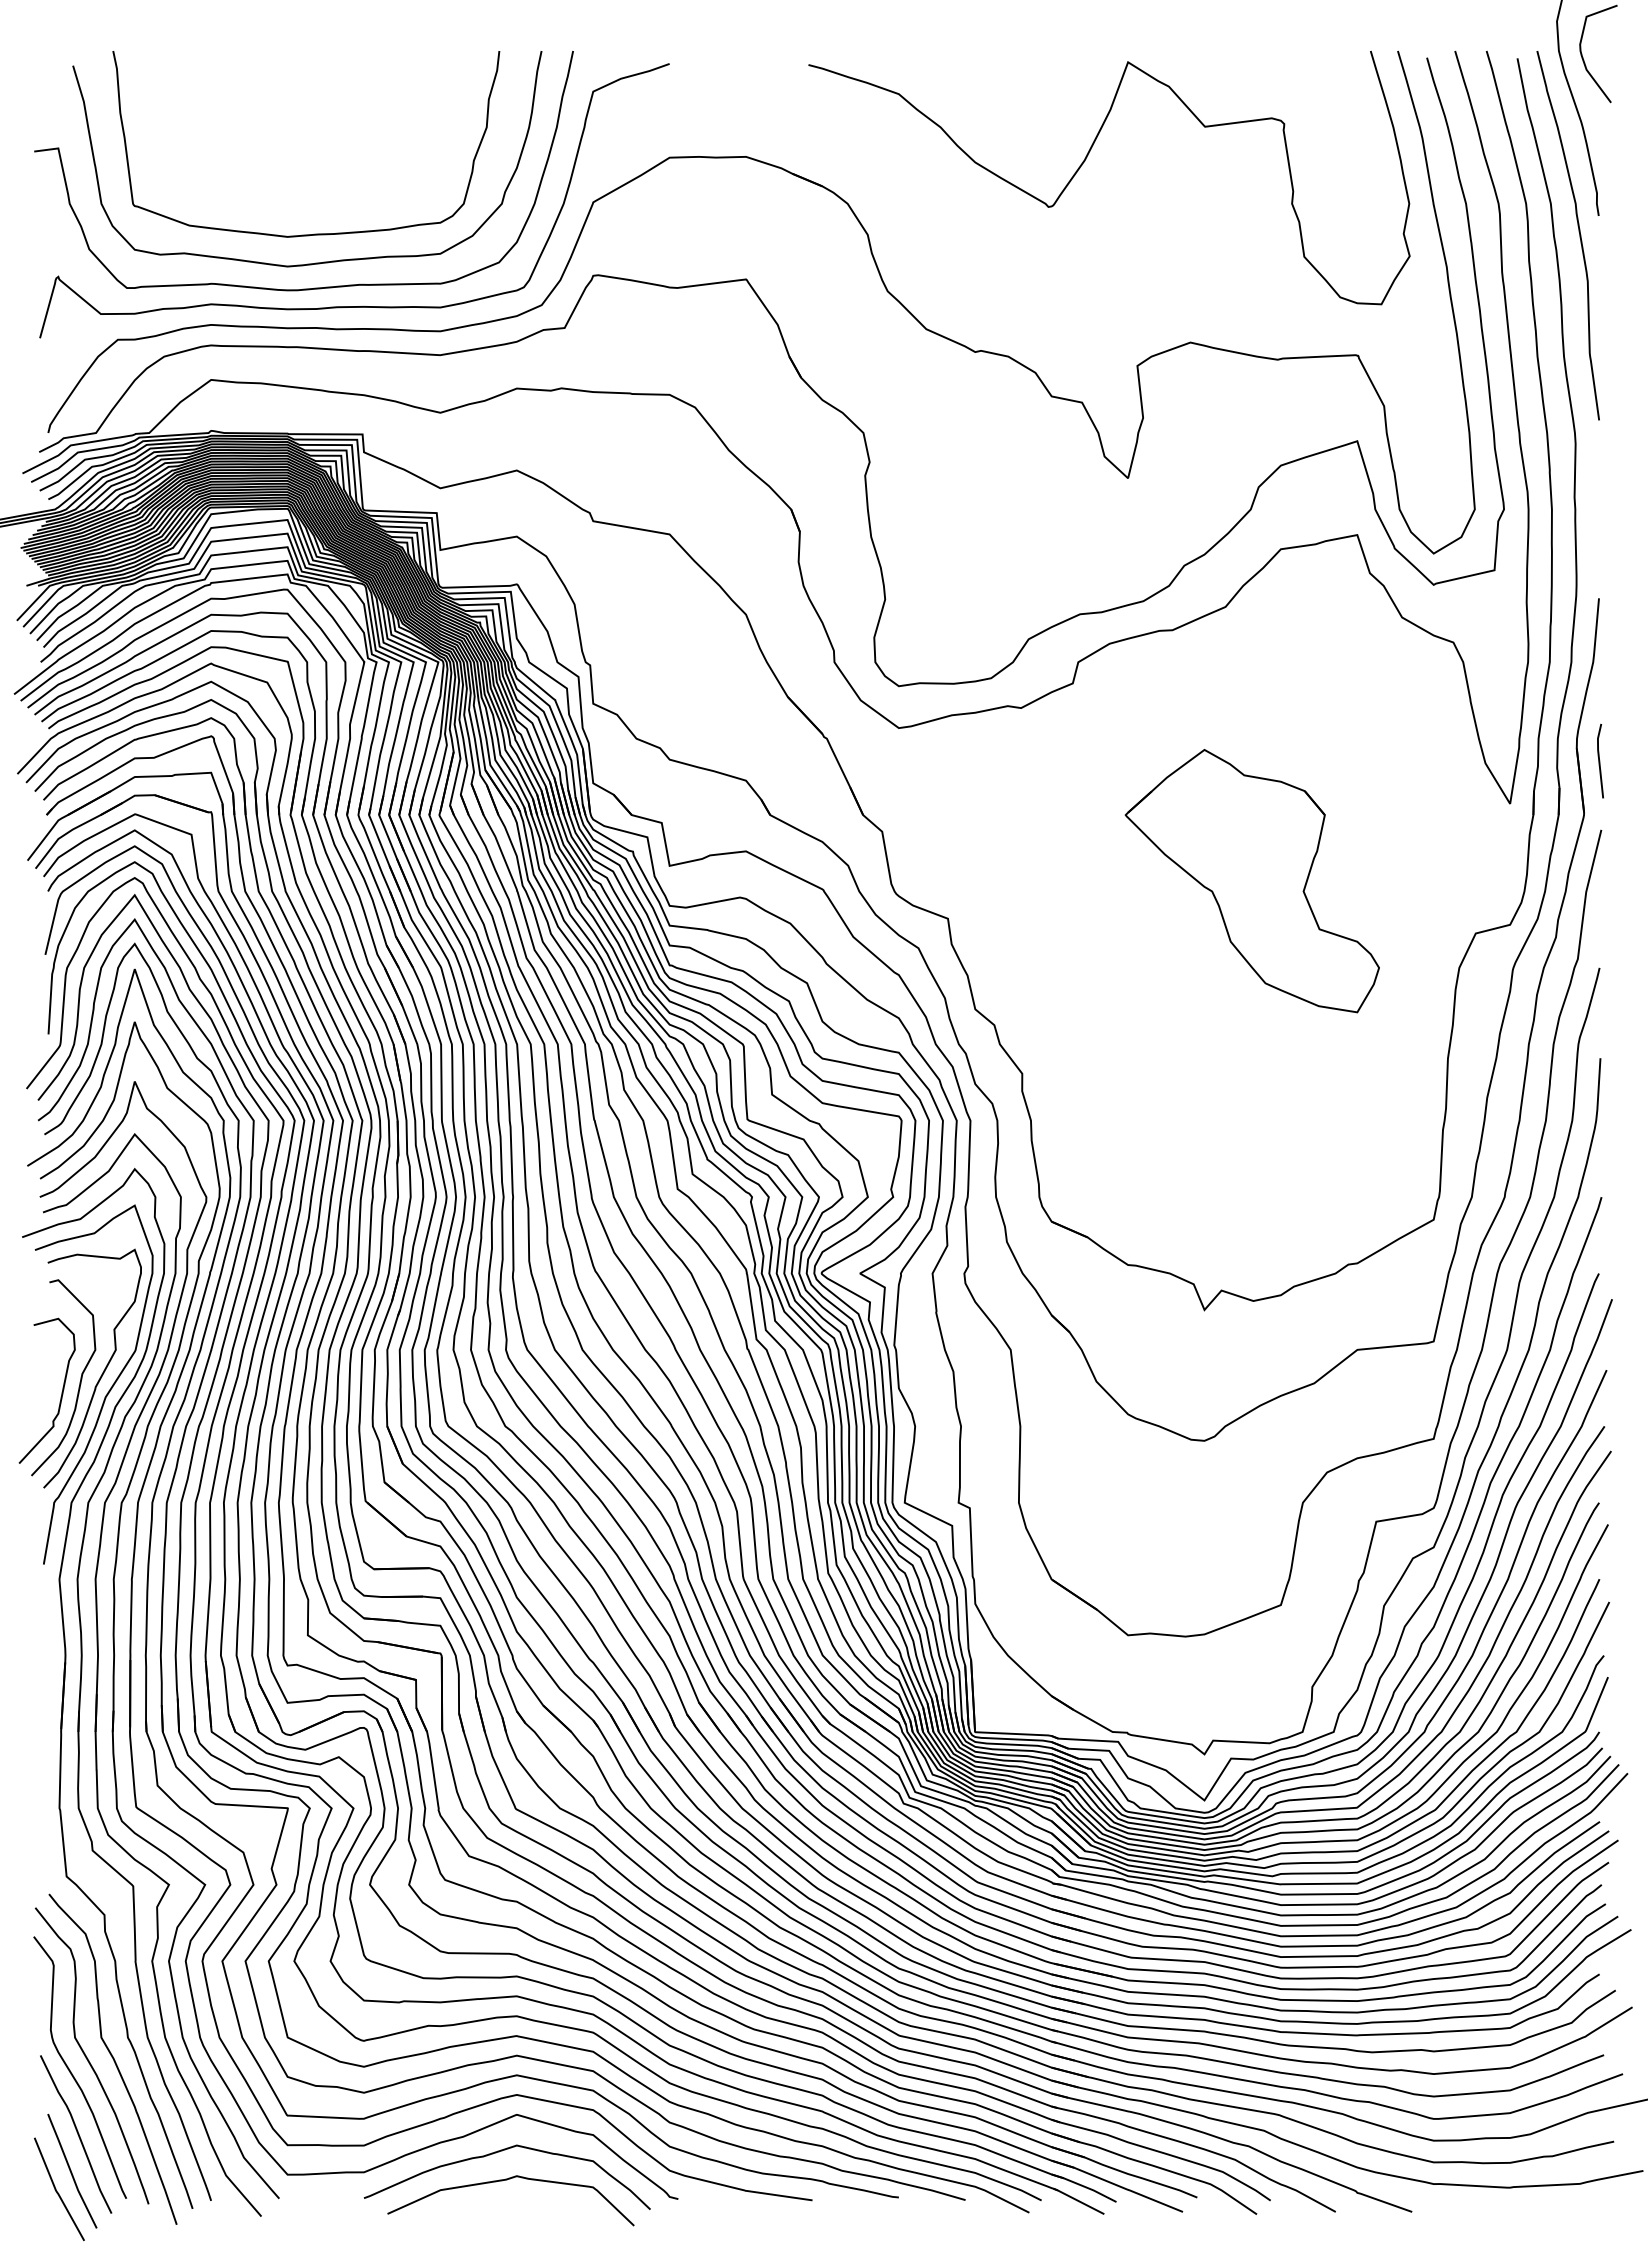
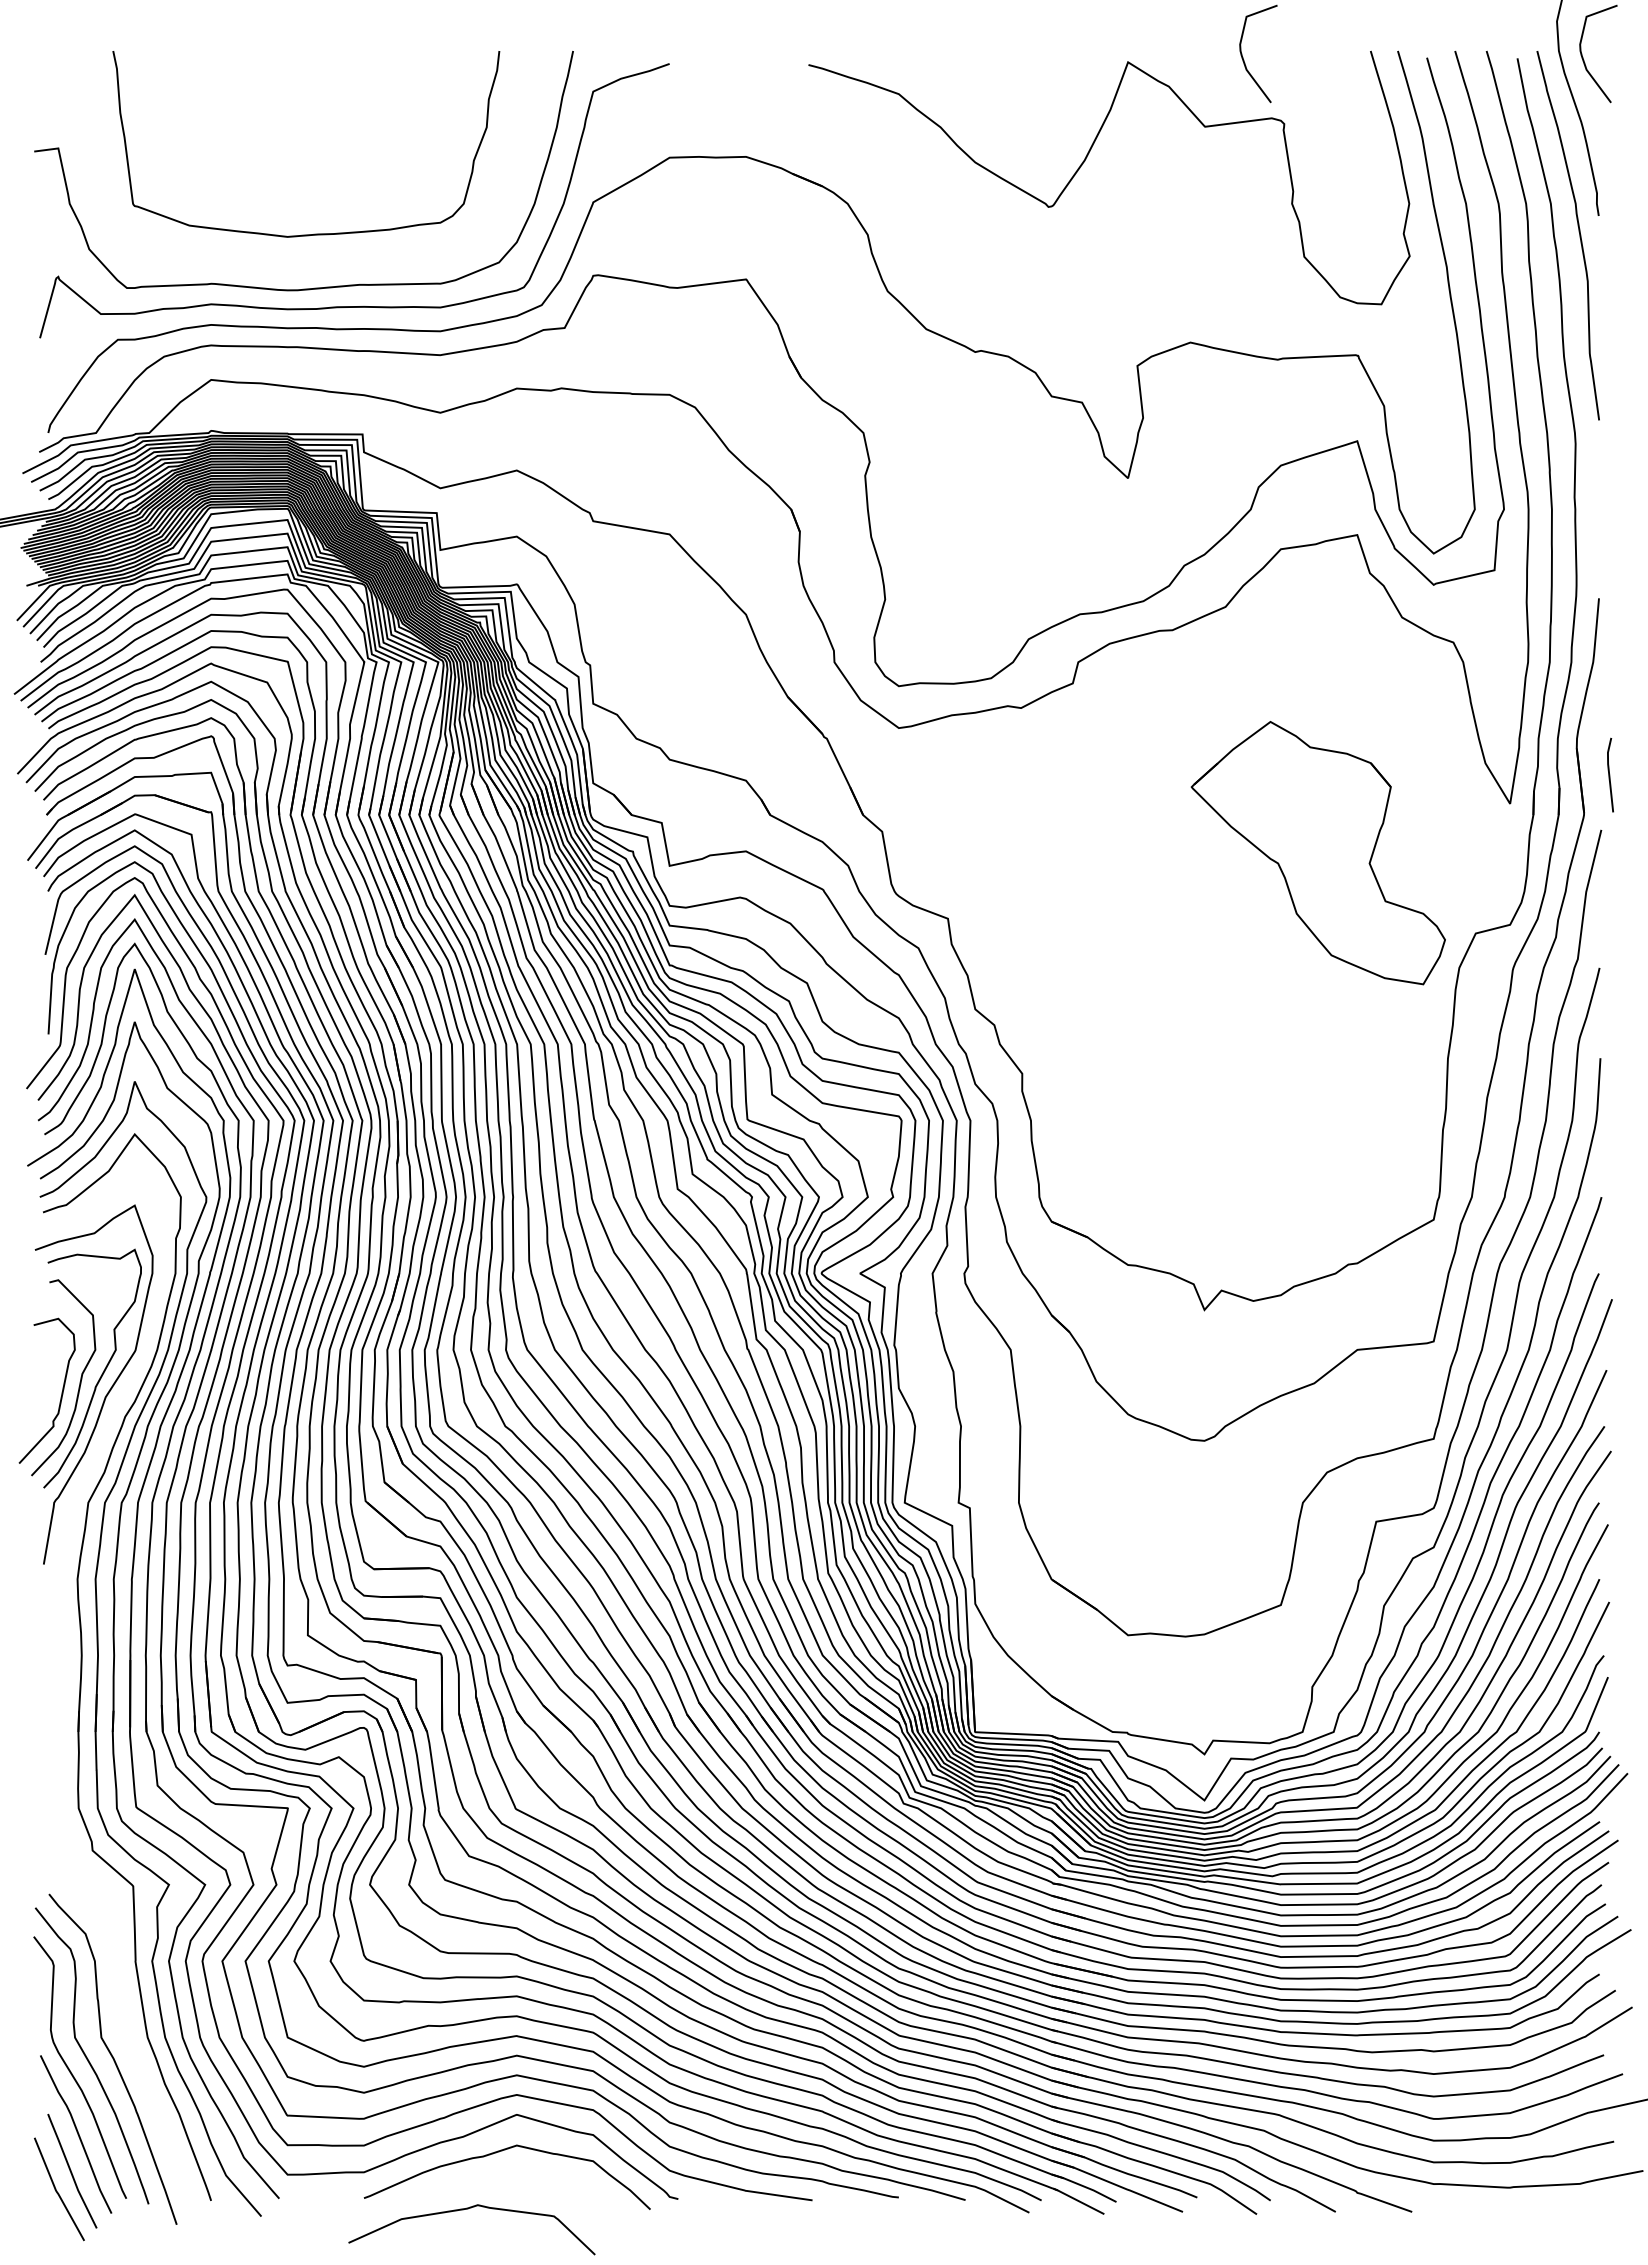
curve: none -> present (1243, 57)
curve: present -> none (323, 261)
line position: (1600, 760) -> (1610, 774) (1610, 774)
part position: (1251, 881) -> (1317, 853) (1317, 853)
part: present -> none (65, 1681)
curve position: (507, 2180) -> (468, 2209) (468, 2209)
